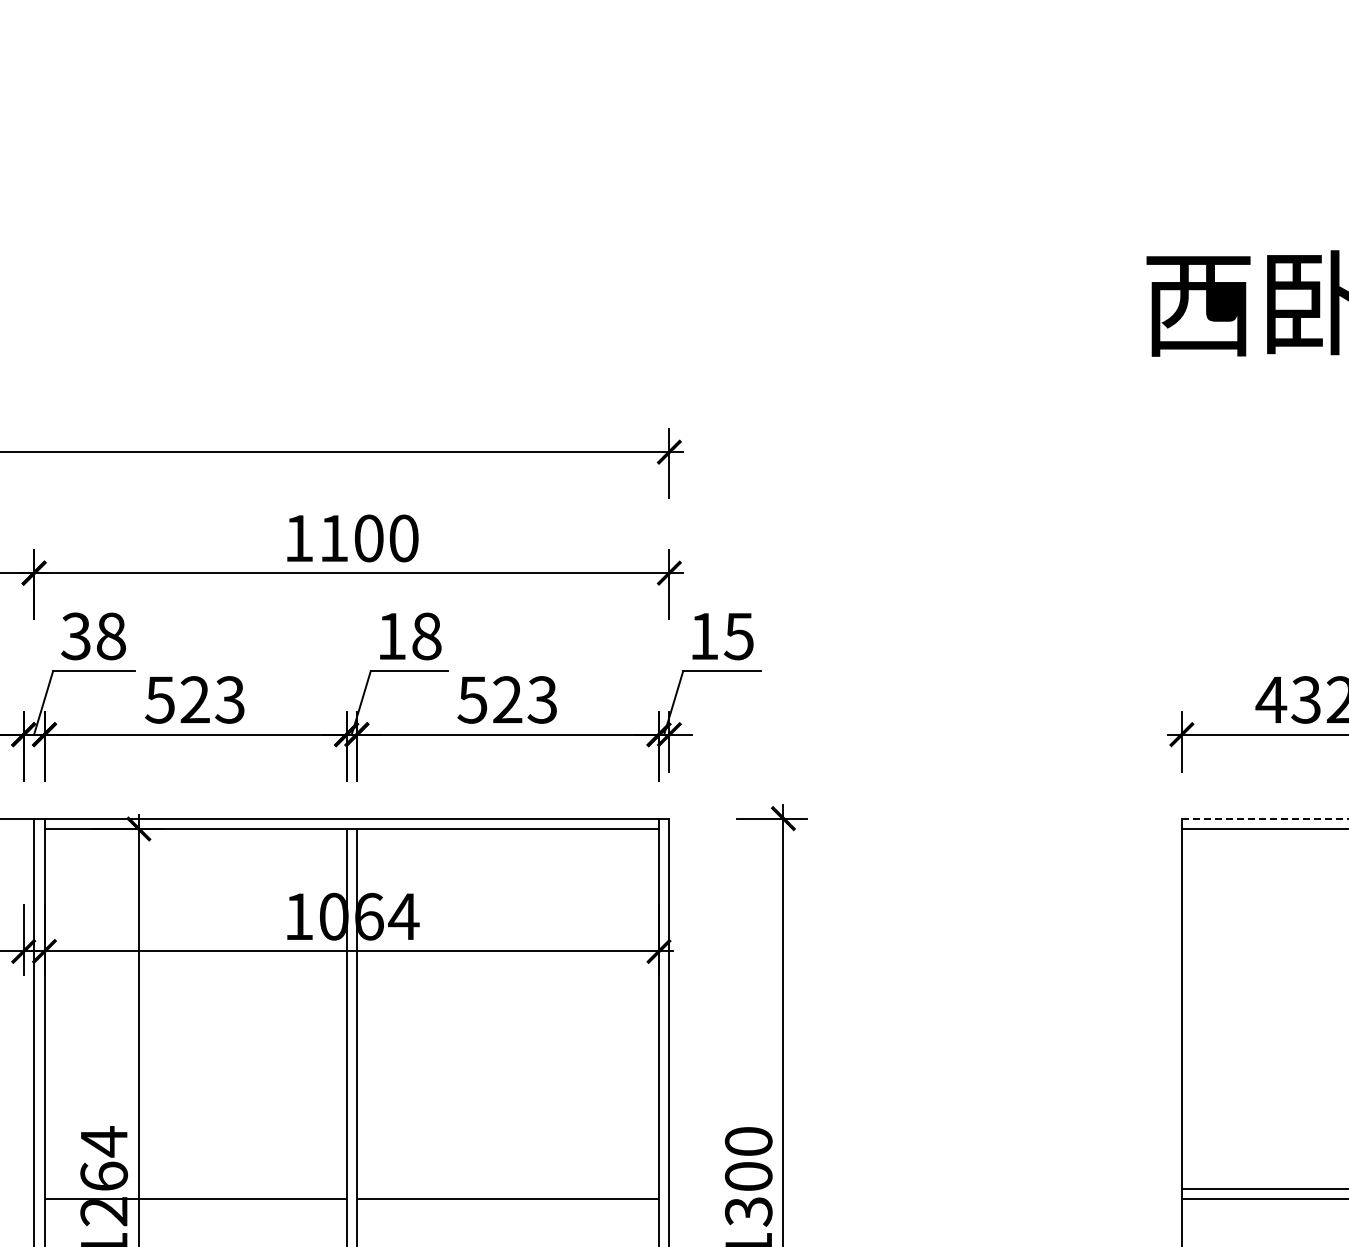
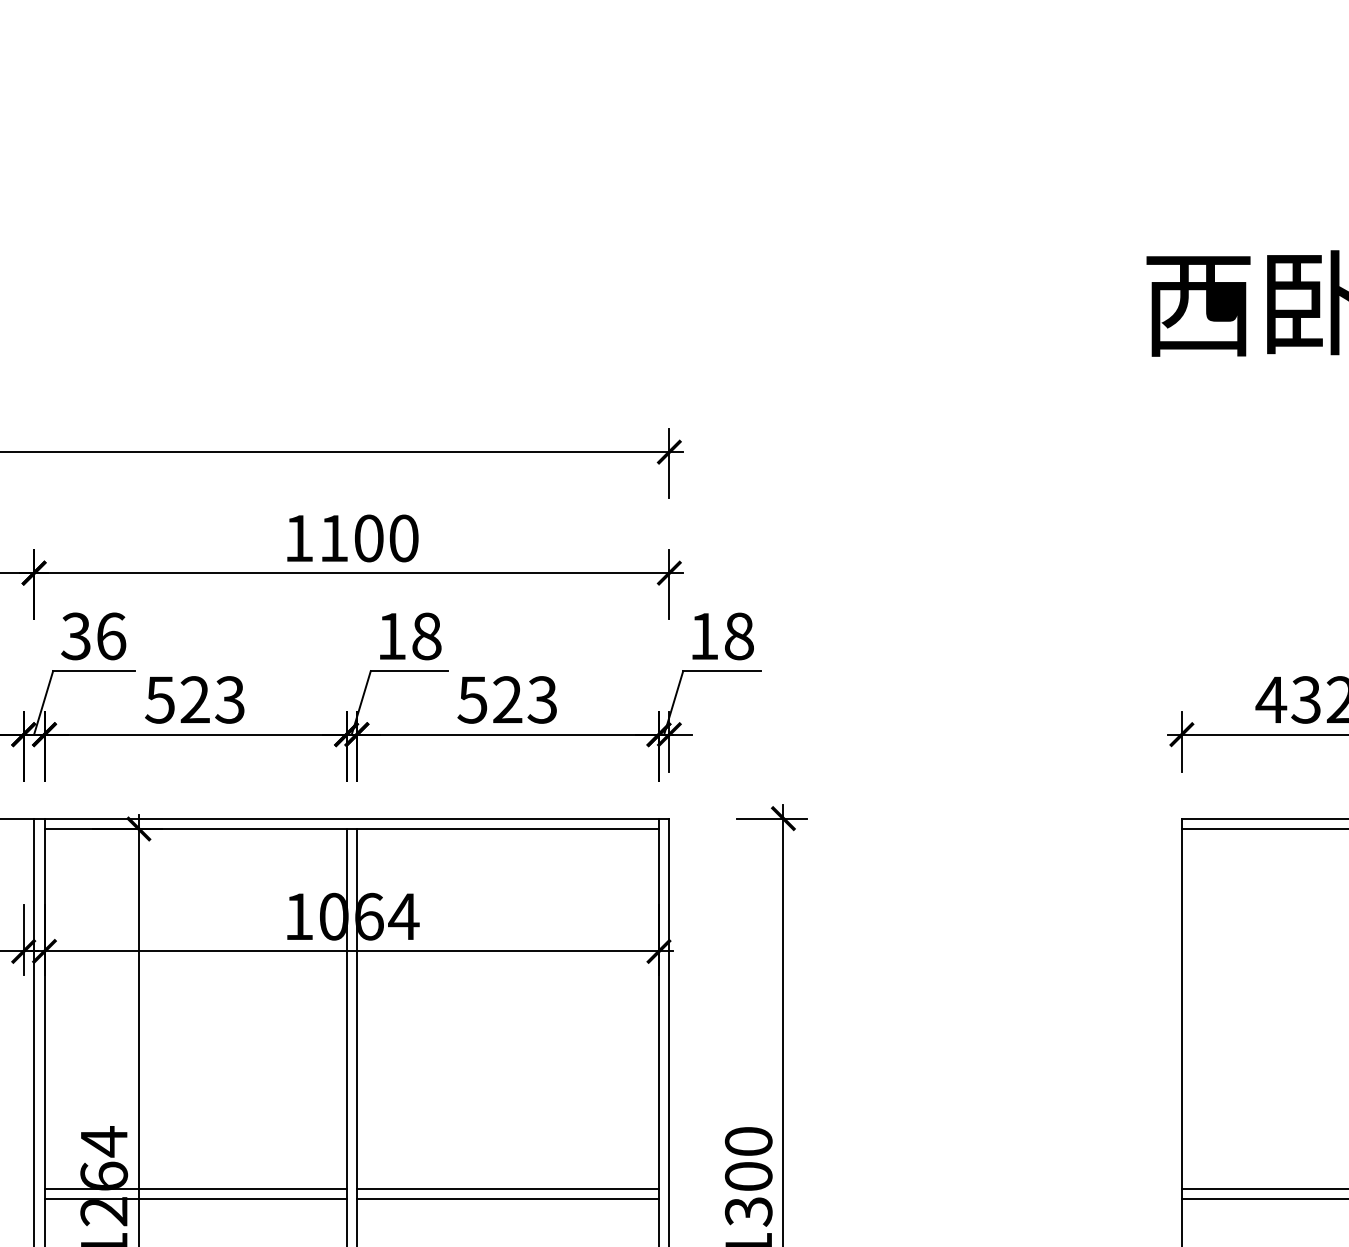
text: 38 -> 36 (111, 636)
text: 15 -> 18 (738, 636)
line: dashed -> solid (1264, 818)
line: none -> present (195, 1188)
line: none -> present (507, 1188)
